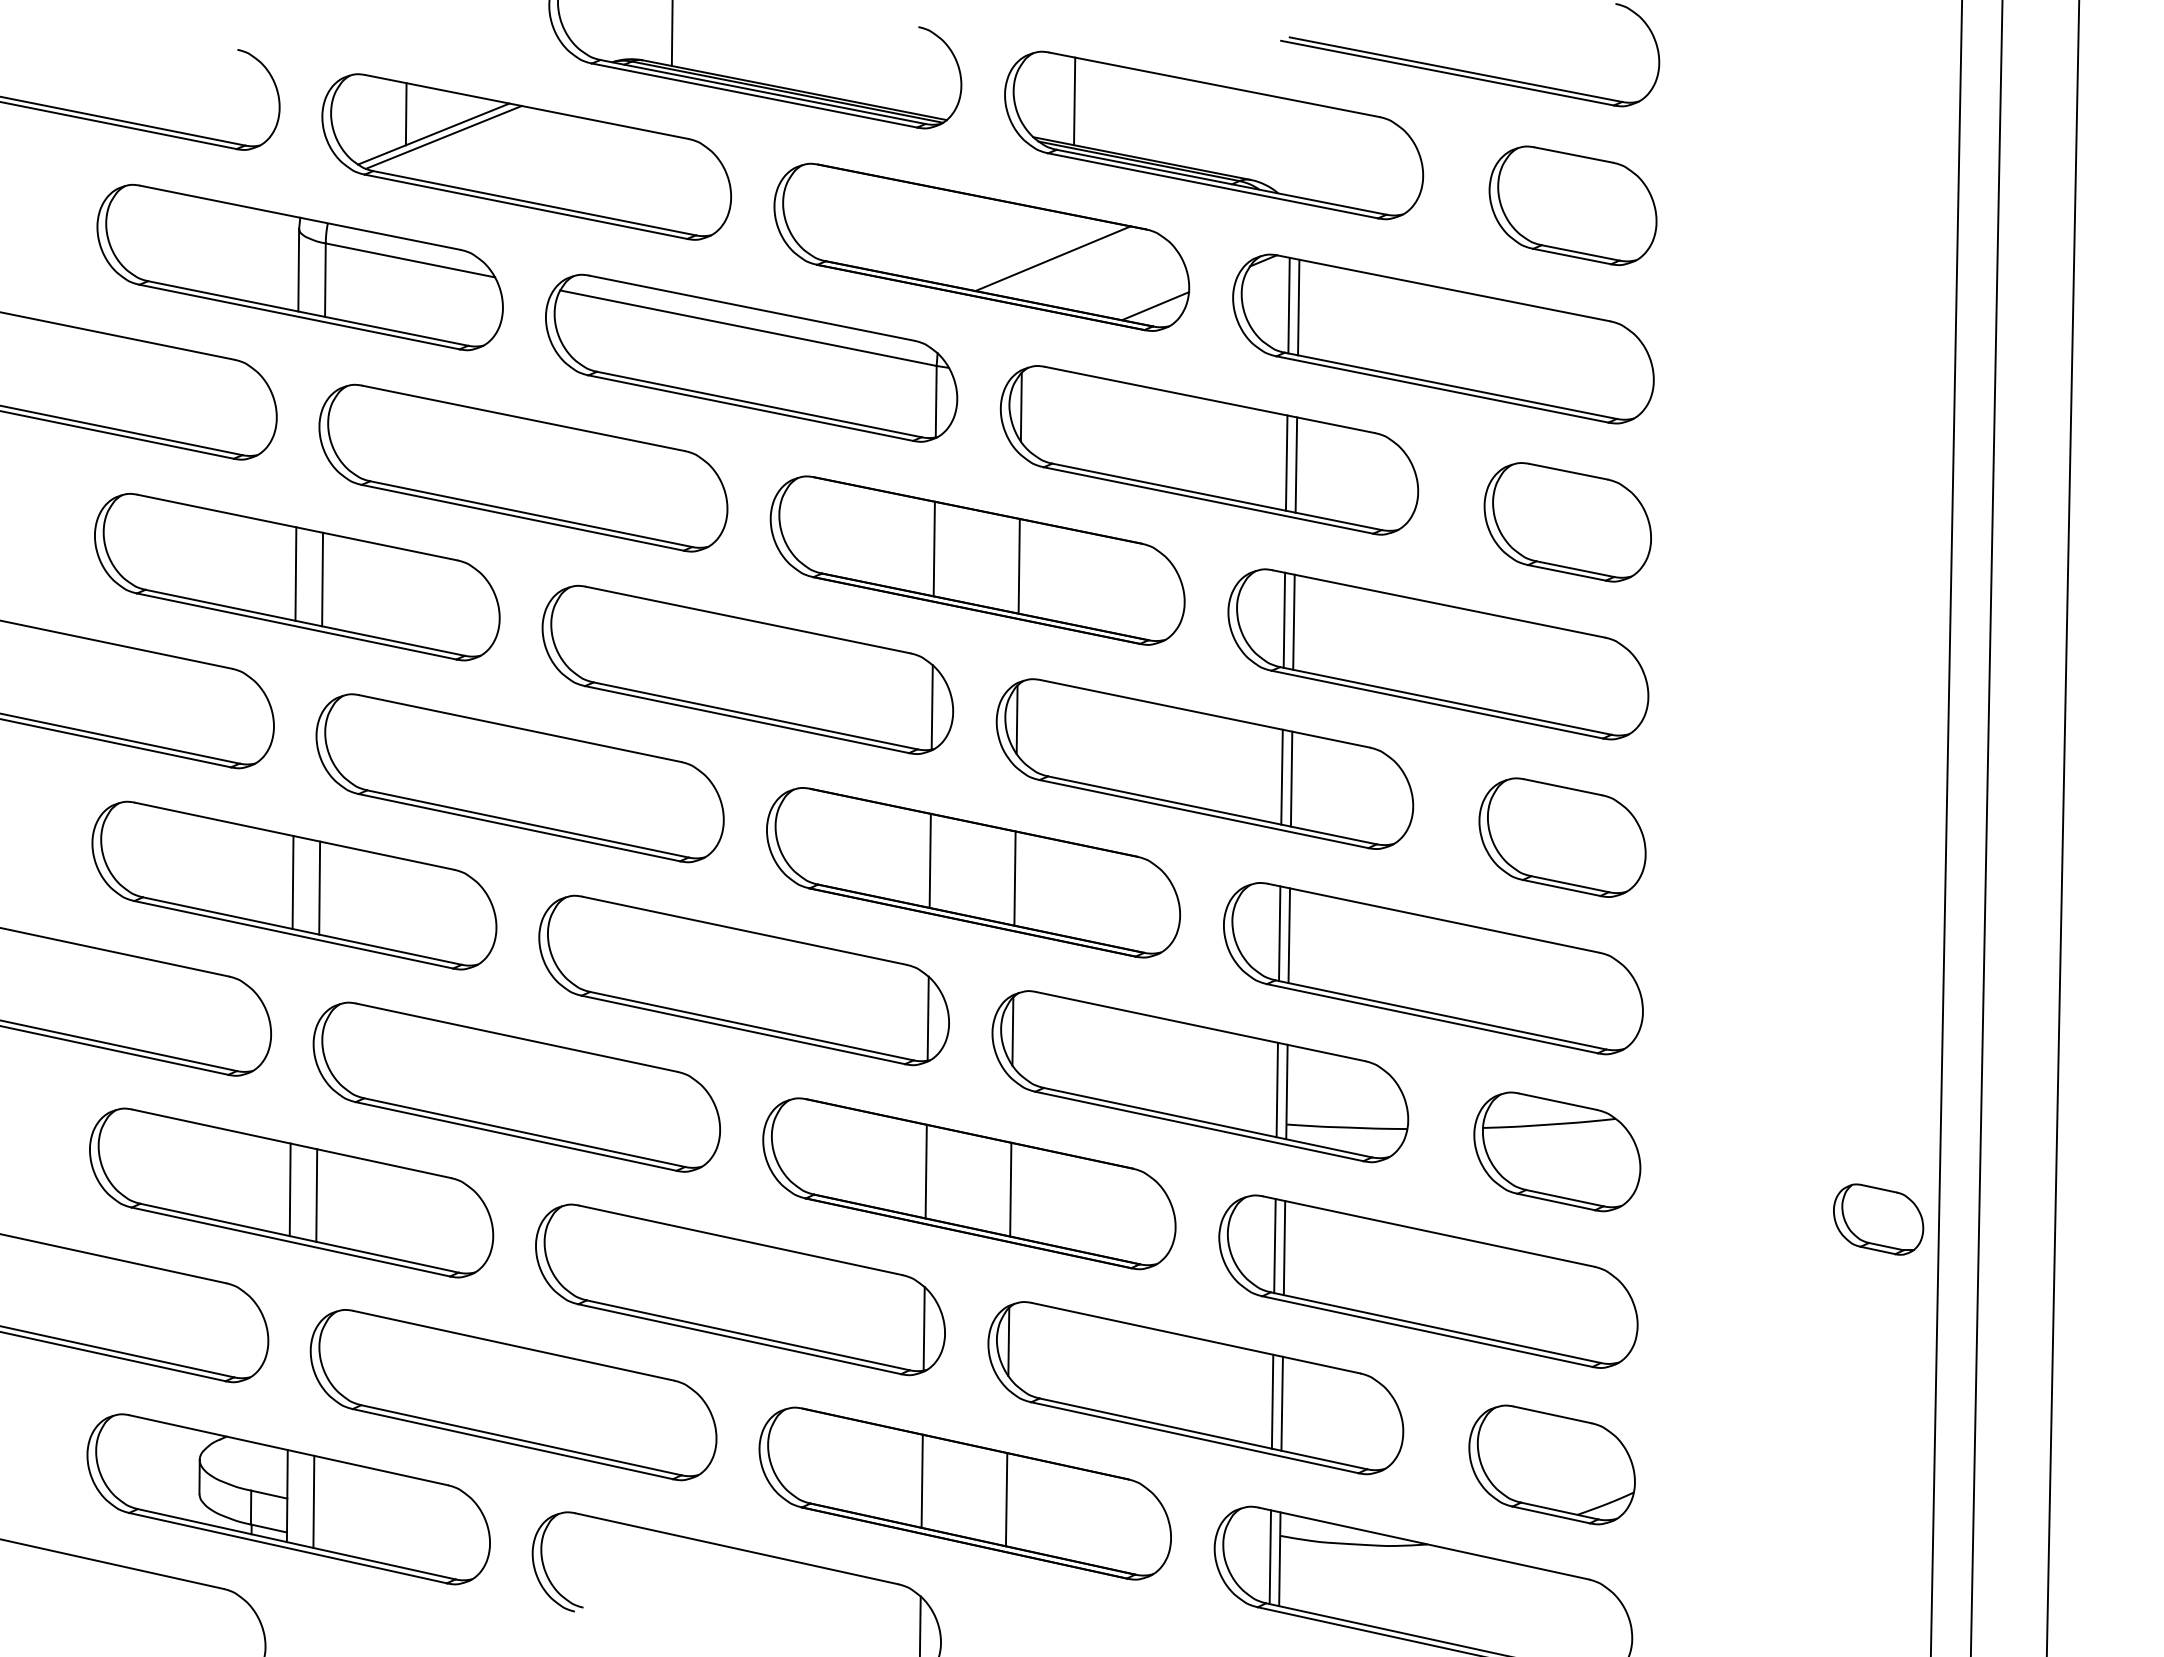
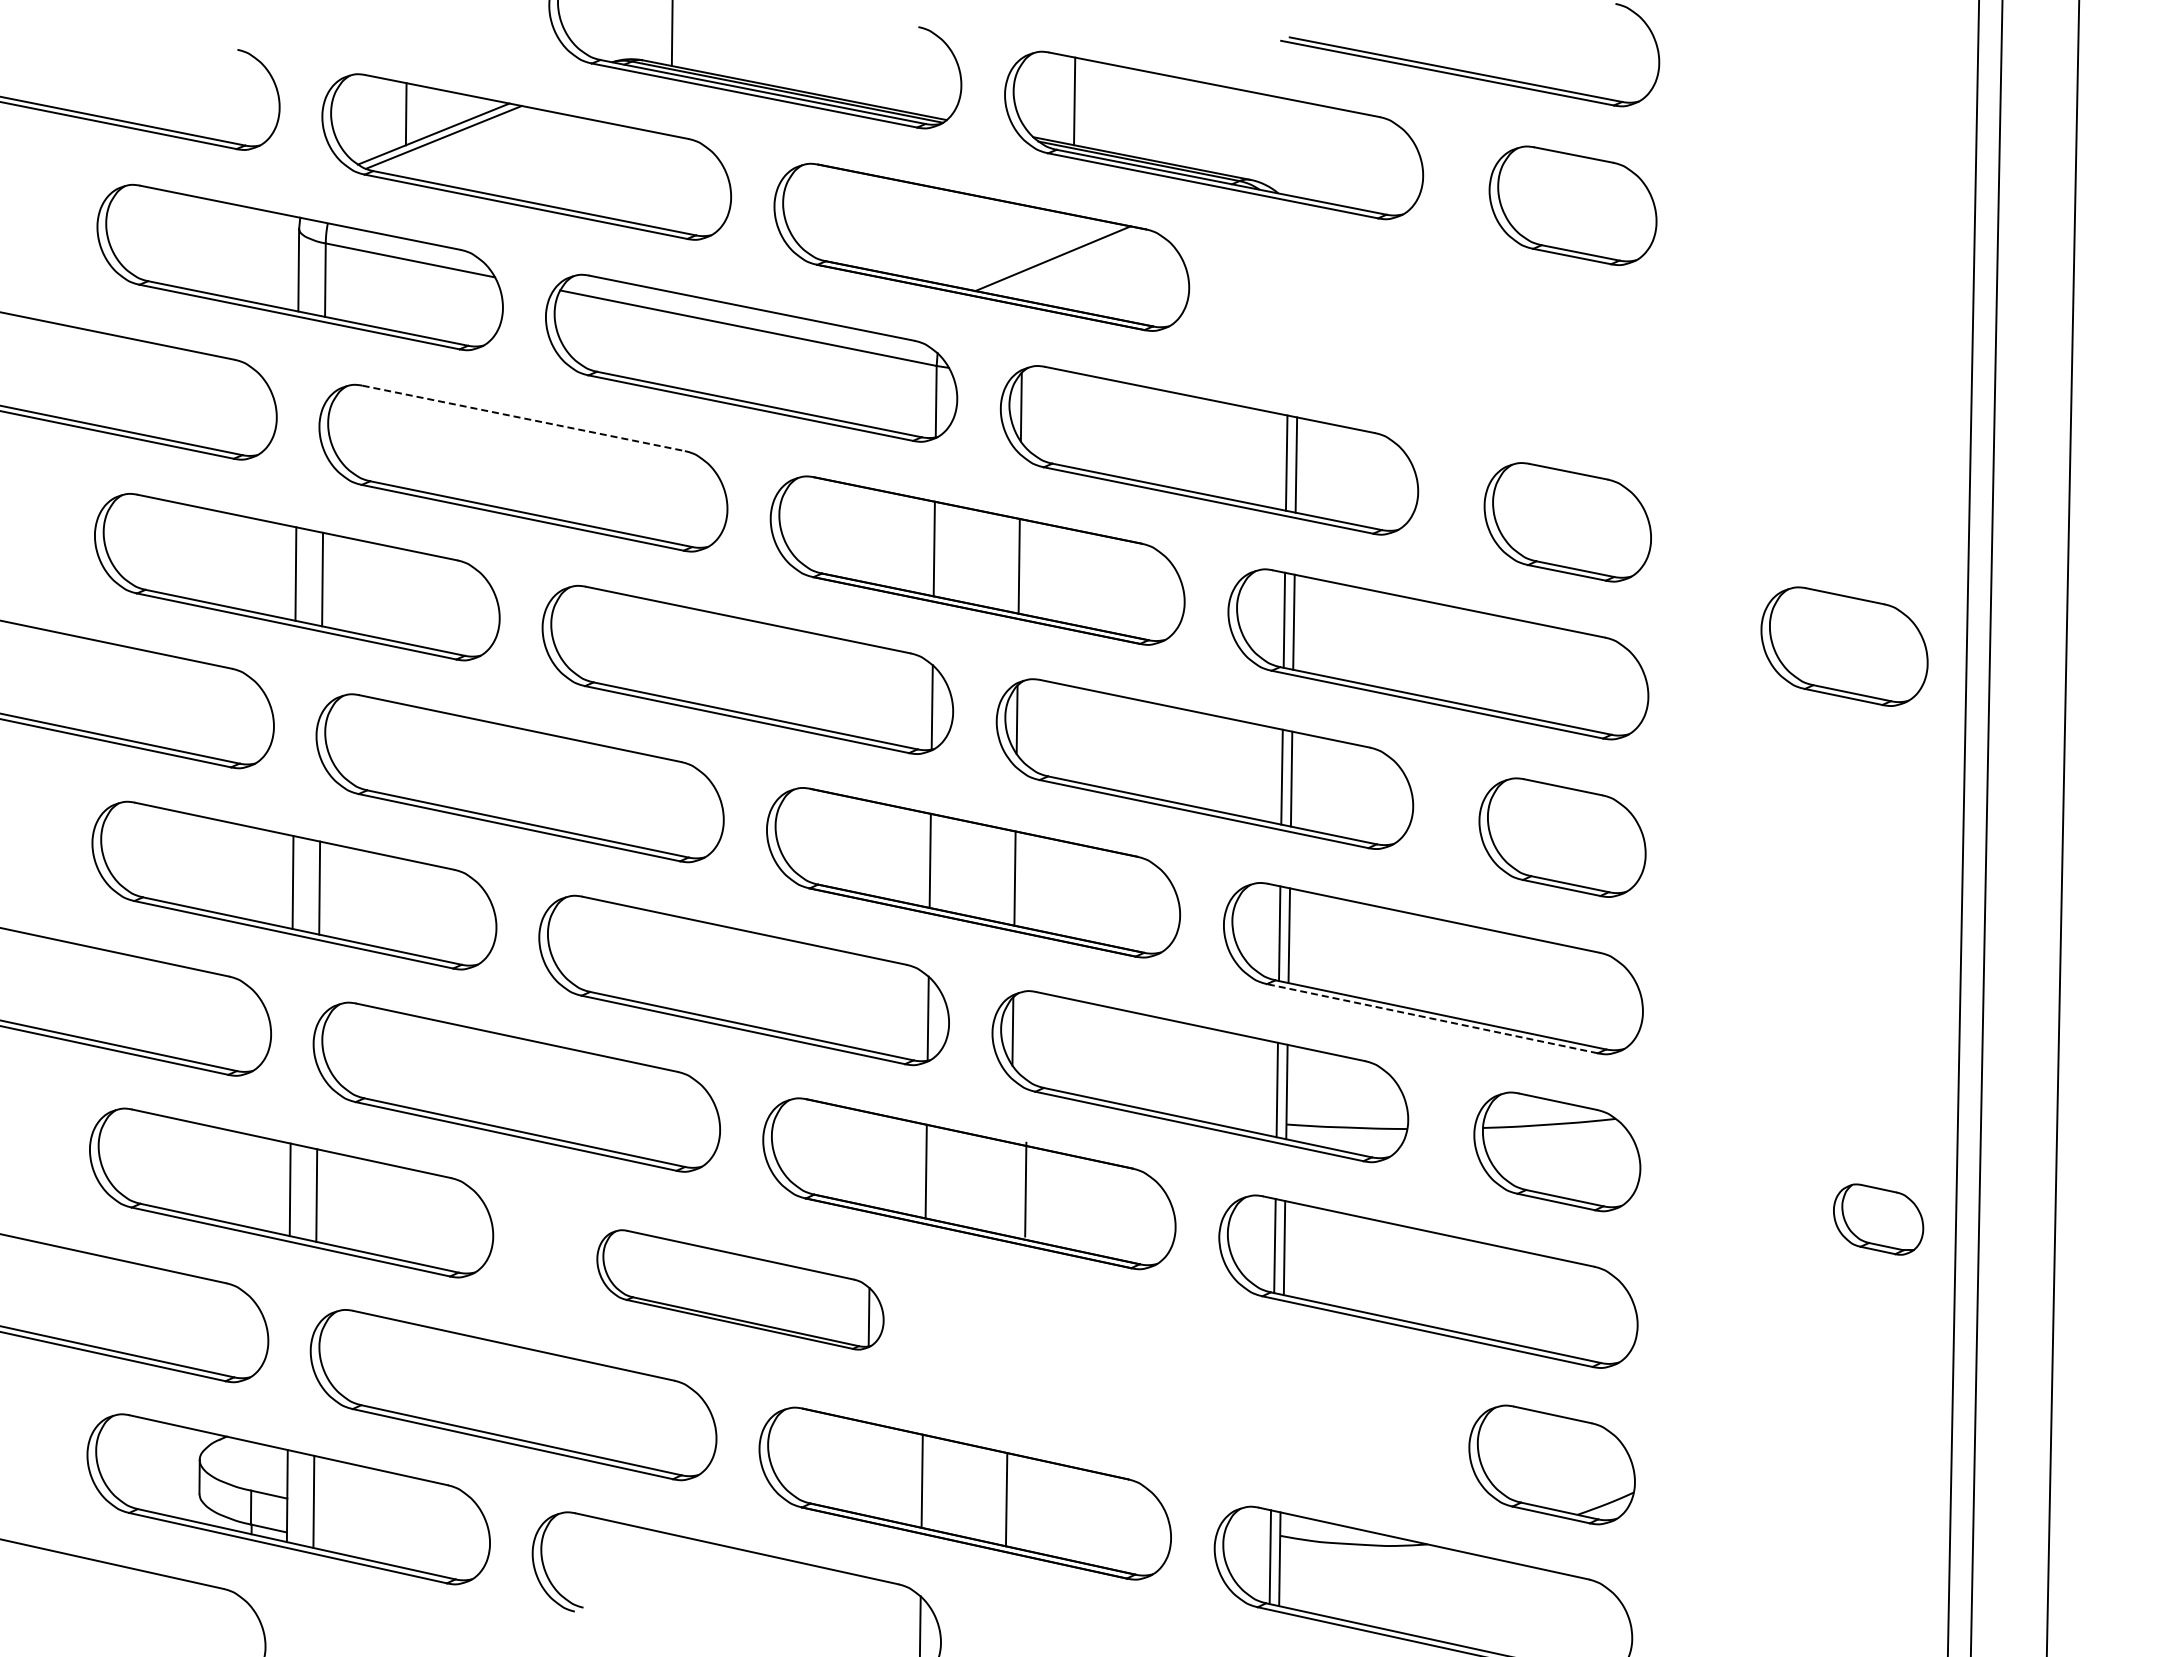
line: present -> none (1155, 306)
part: present -> none (1443, 338)
line: solid -> dashed (524, 418)
part: none -> present (1844, 646)
line position: (1946, 827) -> (1963, 827) (1963, 827)
line: solid -> dashed (1431, 1018)
line position: (1010, 1189) -> (1025, 1189) (1025, 1189)
part size: 411x174 px -> 289x122 px (740, 1289)
part: present -> none (1195, 1388)
